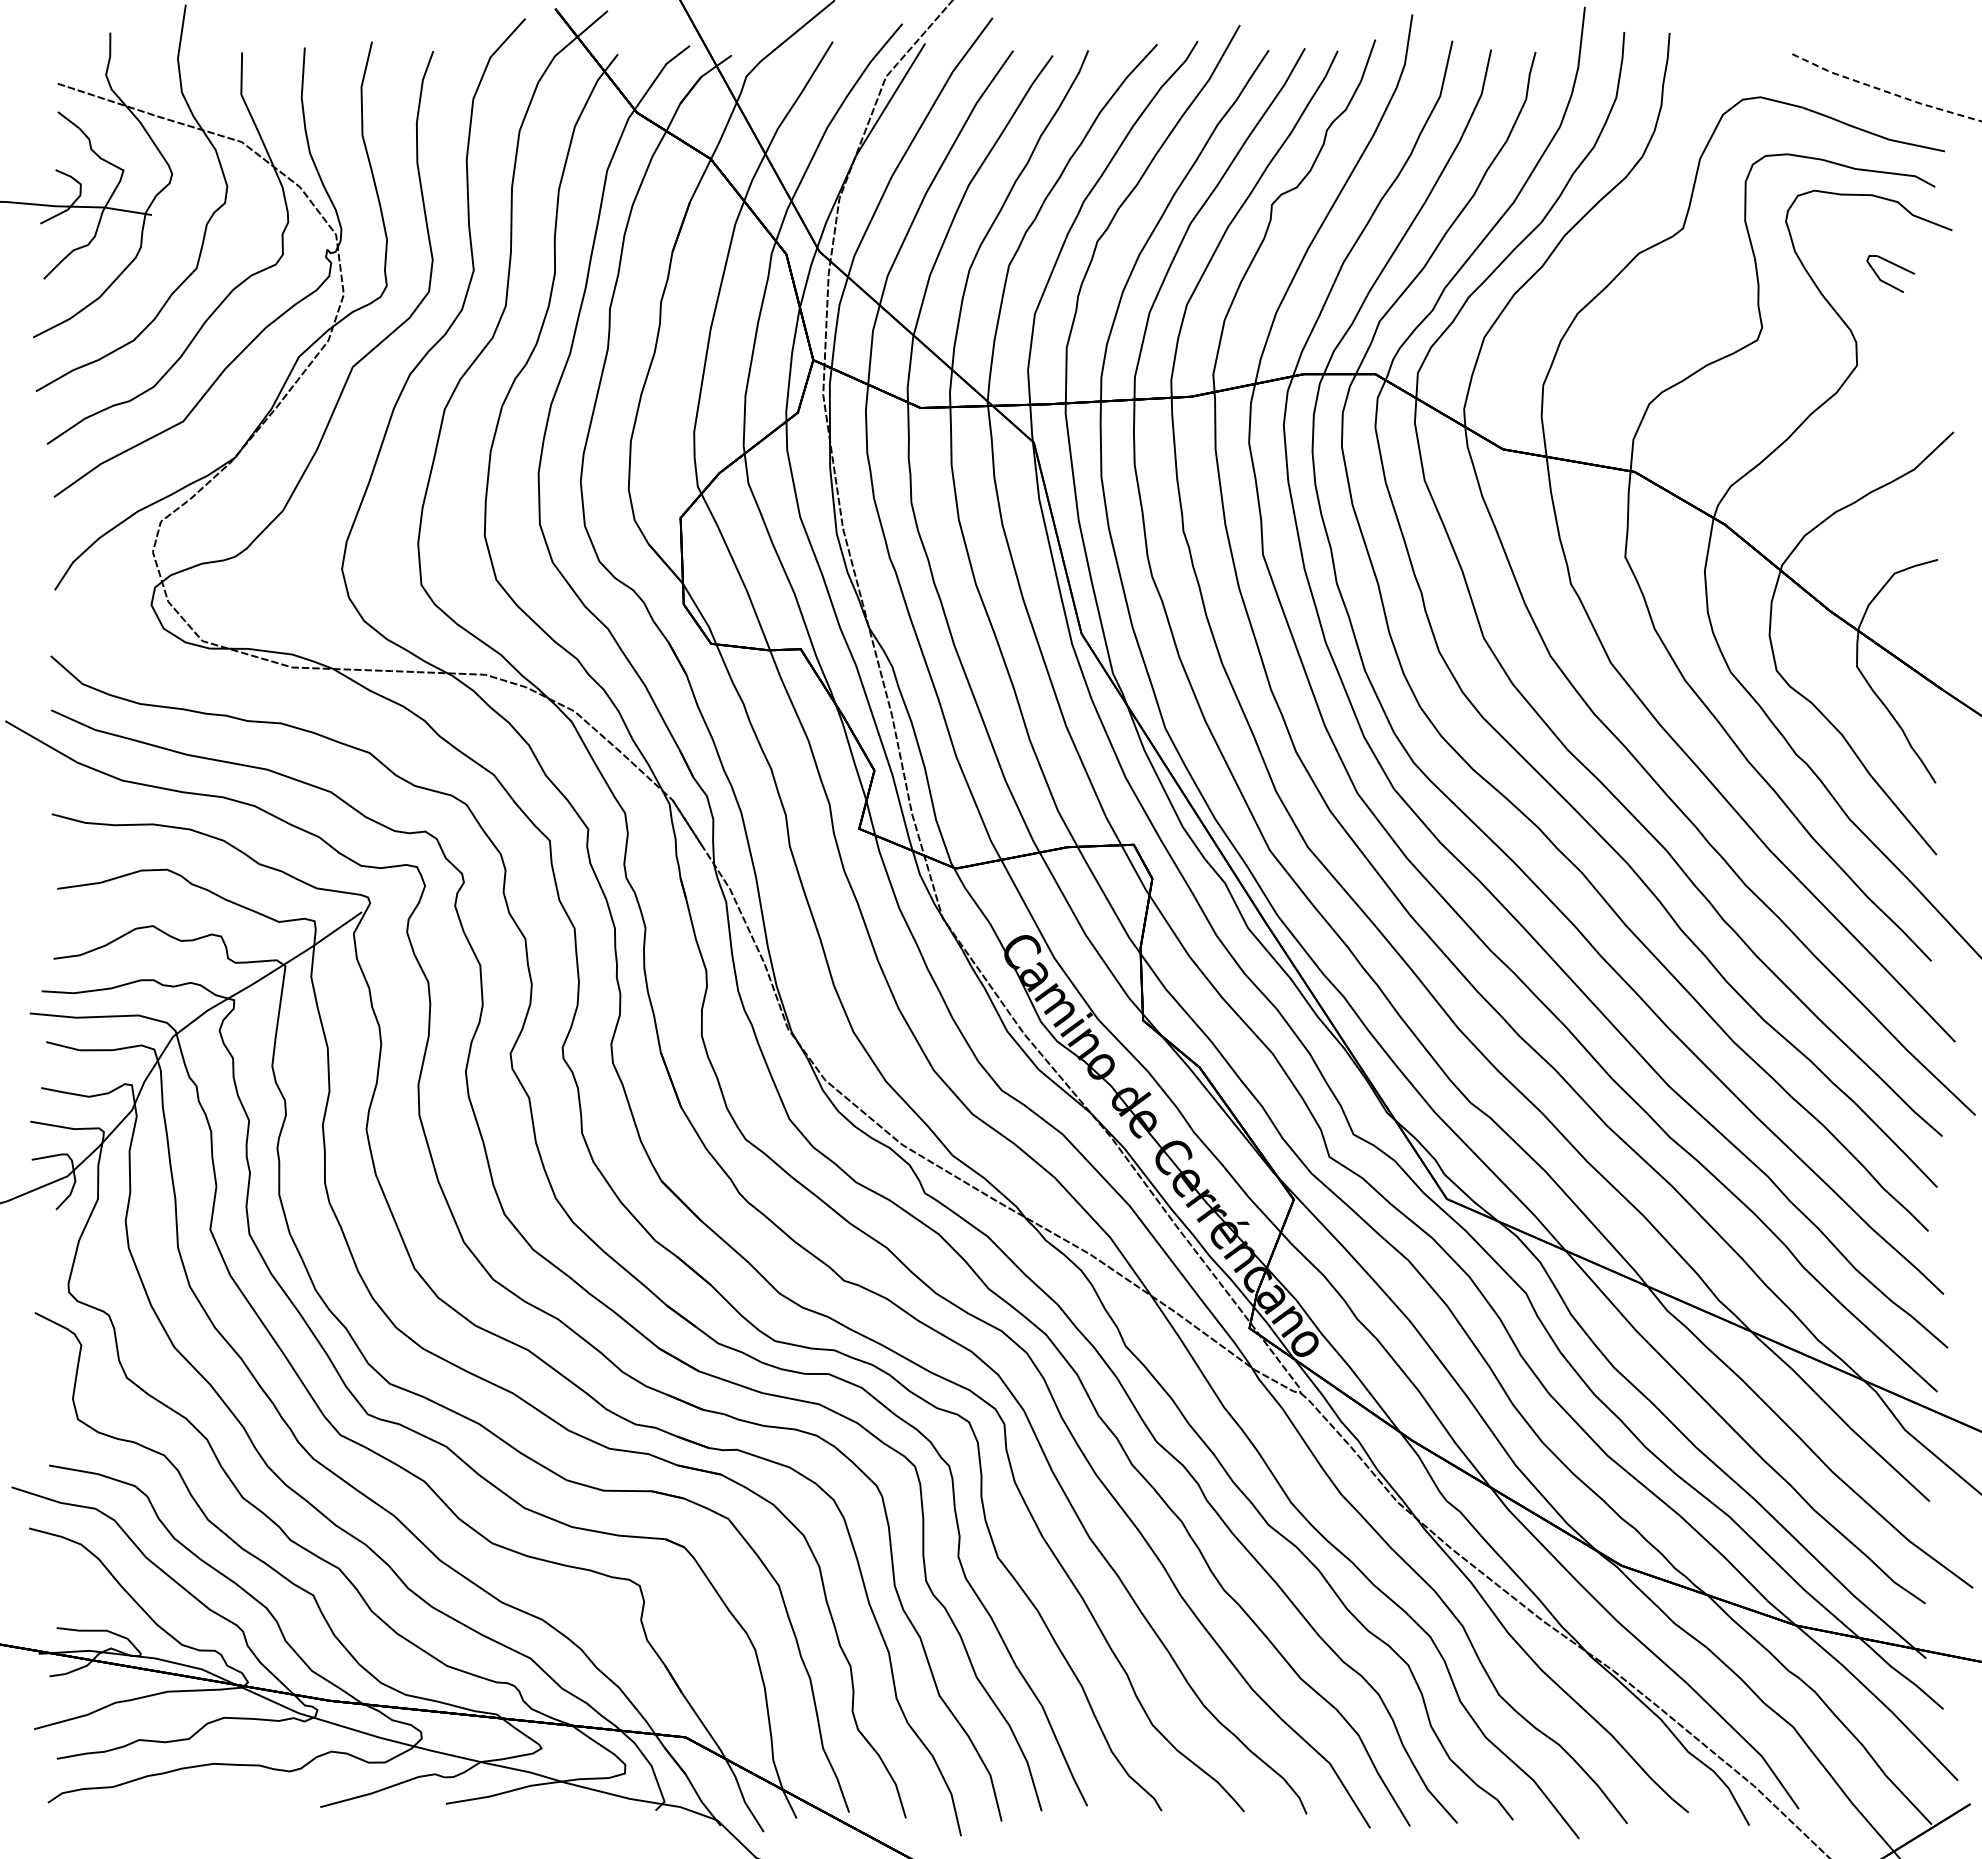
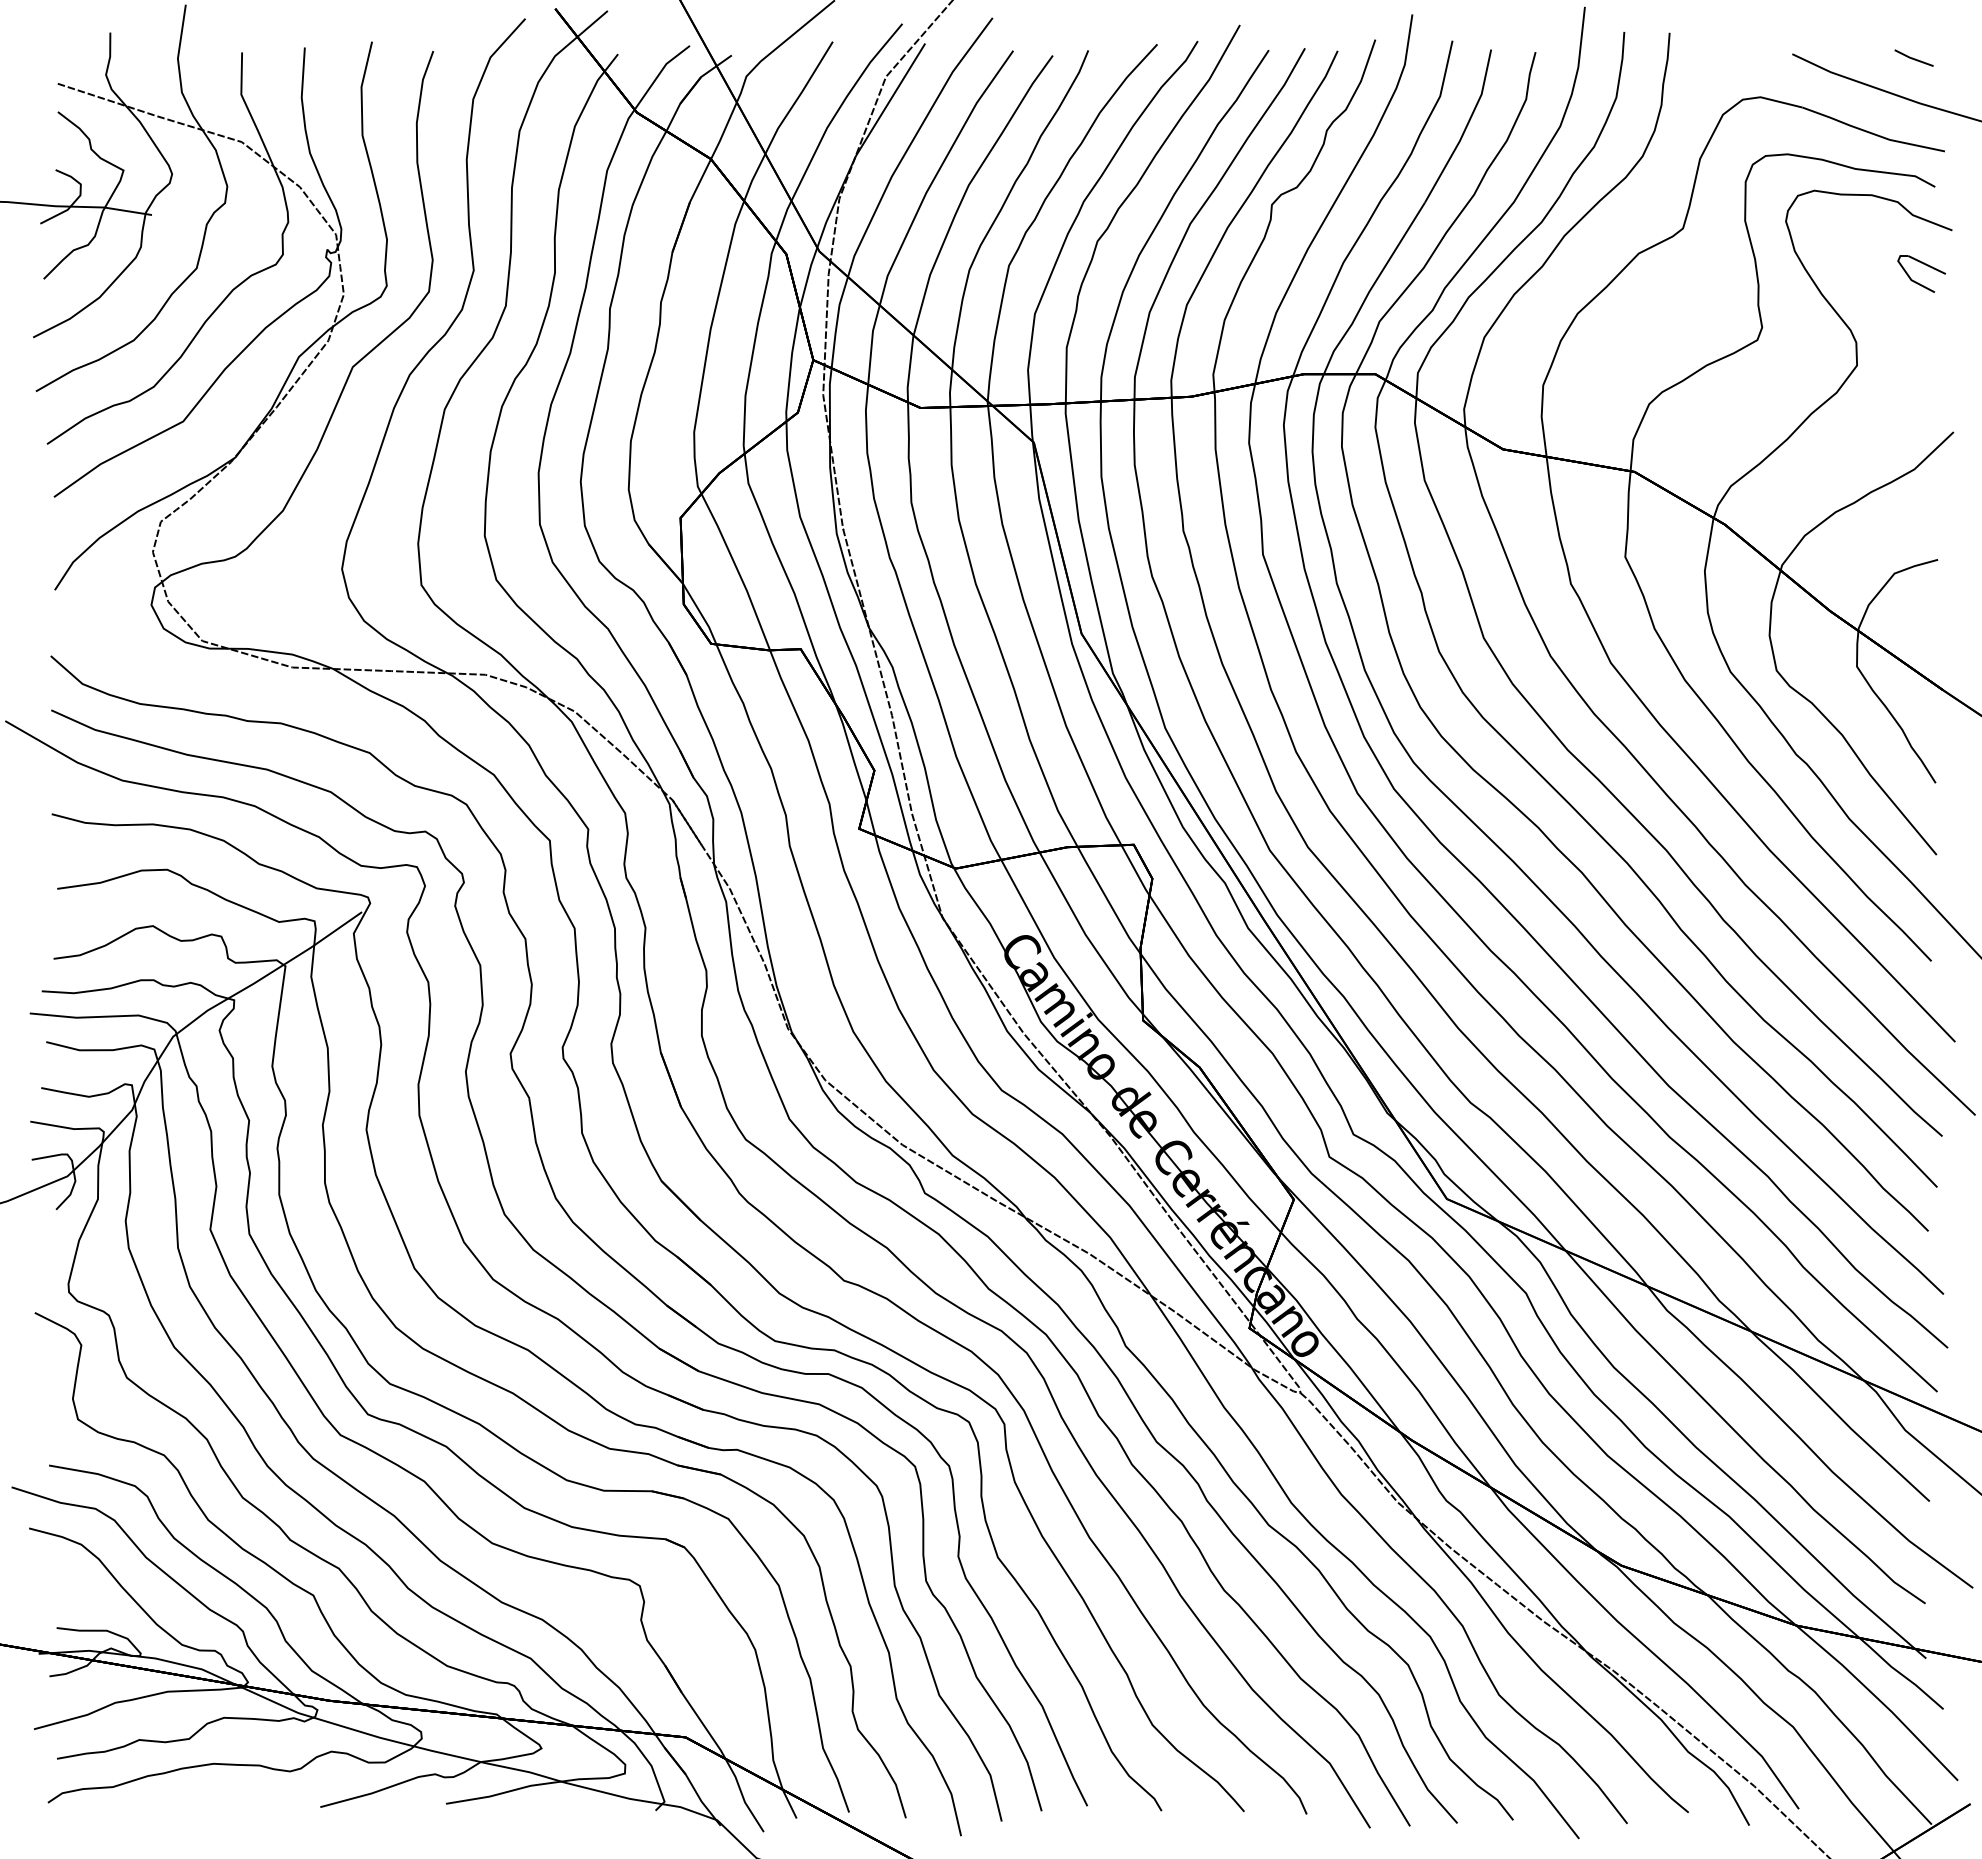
line: none -> present (1912, 57)
line: dashed -> solid (1885, 91)
part position: (1894, 265) -> (1925, 265) (1925, 265)
